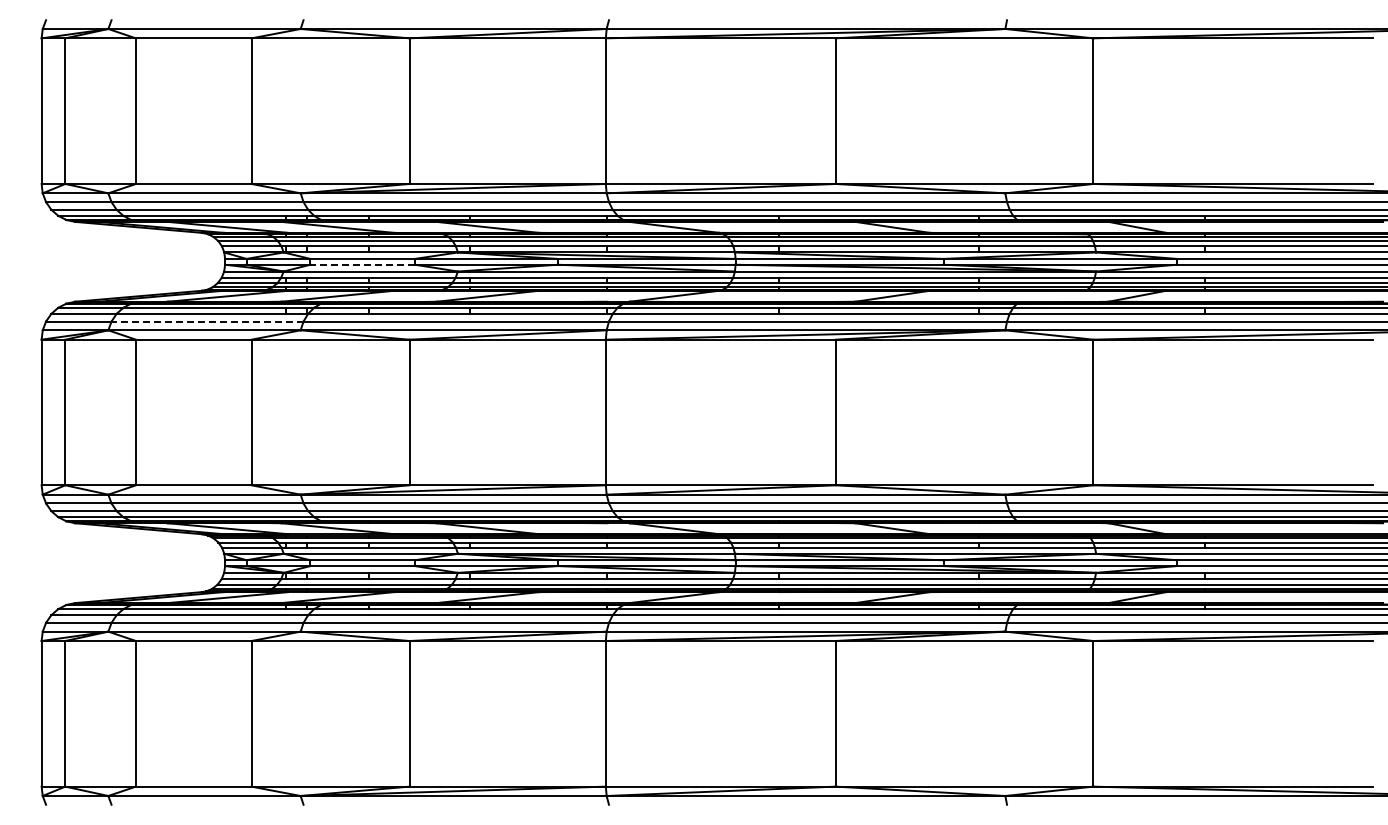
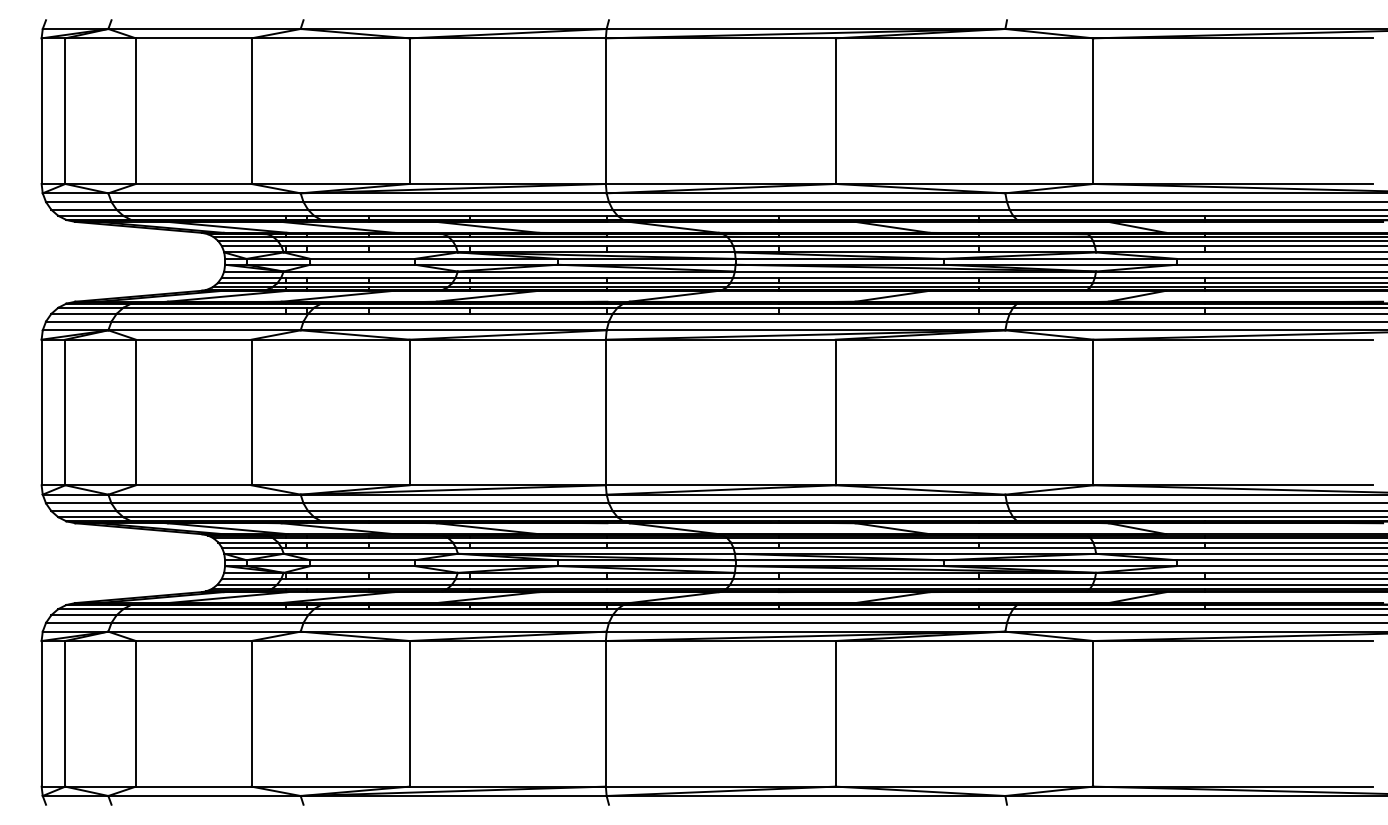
line: dashed -> solid (362, 264)
line: dashed -> solid (207, 321)
